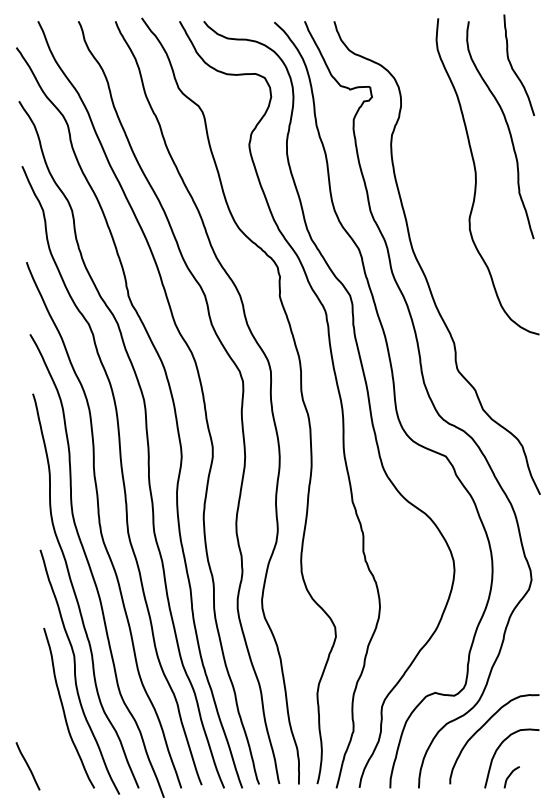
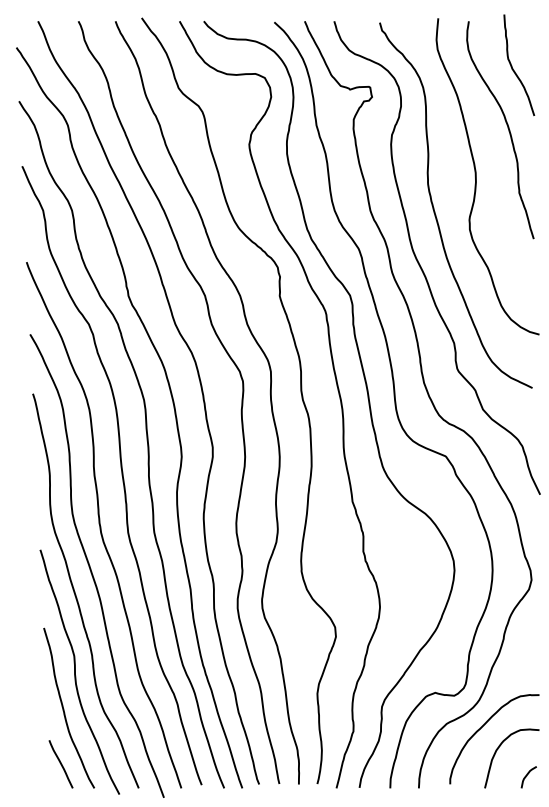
curve: none -> present (435, 211)
line position: (27, 766) -> (60, 764) (60, 764)
curve position: (510, 776) -> (527, 776) (527, 776)
